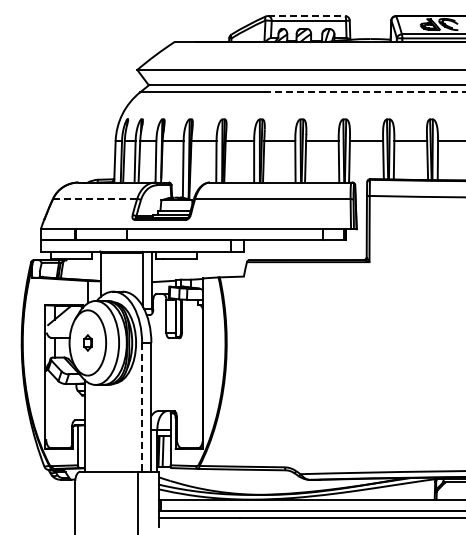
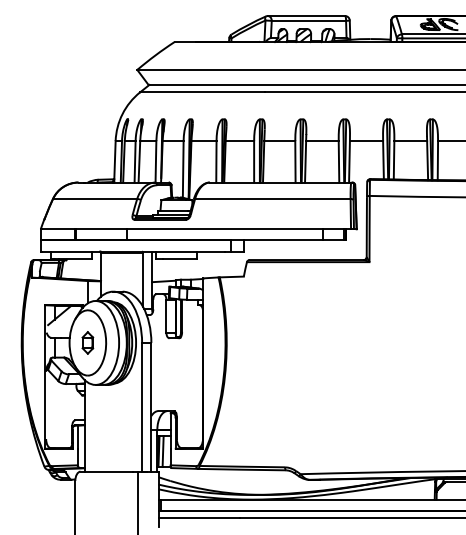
line: dashed -> solid (306, 16)
line: dashed -> solid (364, 92)
line: dashed -> solid (94, 198)
part size: 10x18 px -> 14x24 px (87, 342)
line: dashed -> solid (142, 407)
